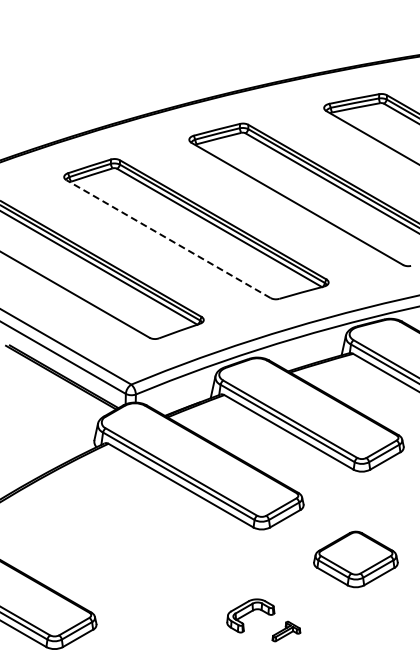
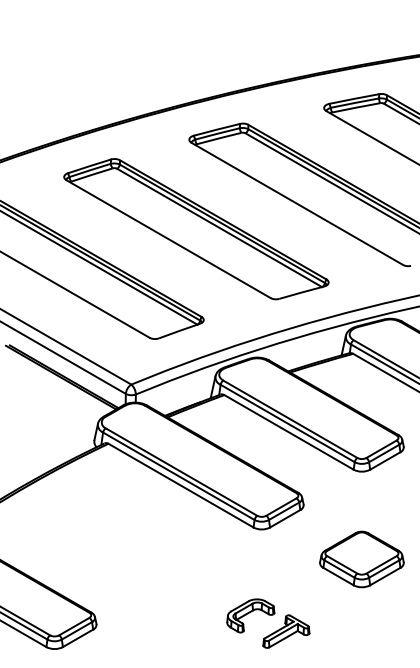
line: dashed -> solid (168, 239)
part position: (355, 559) -> (361, 559) (361, 559)
part size: 31x23 px -> 49x35 px (286, 631)
